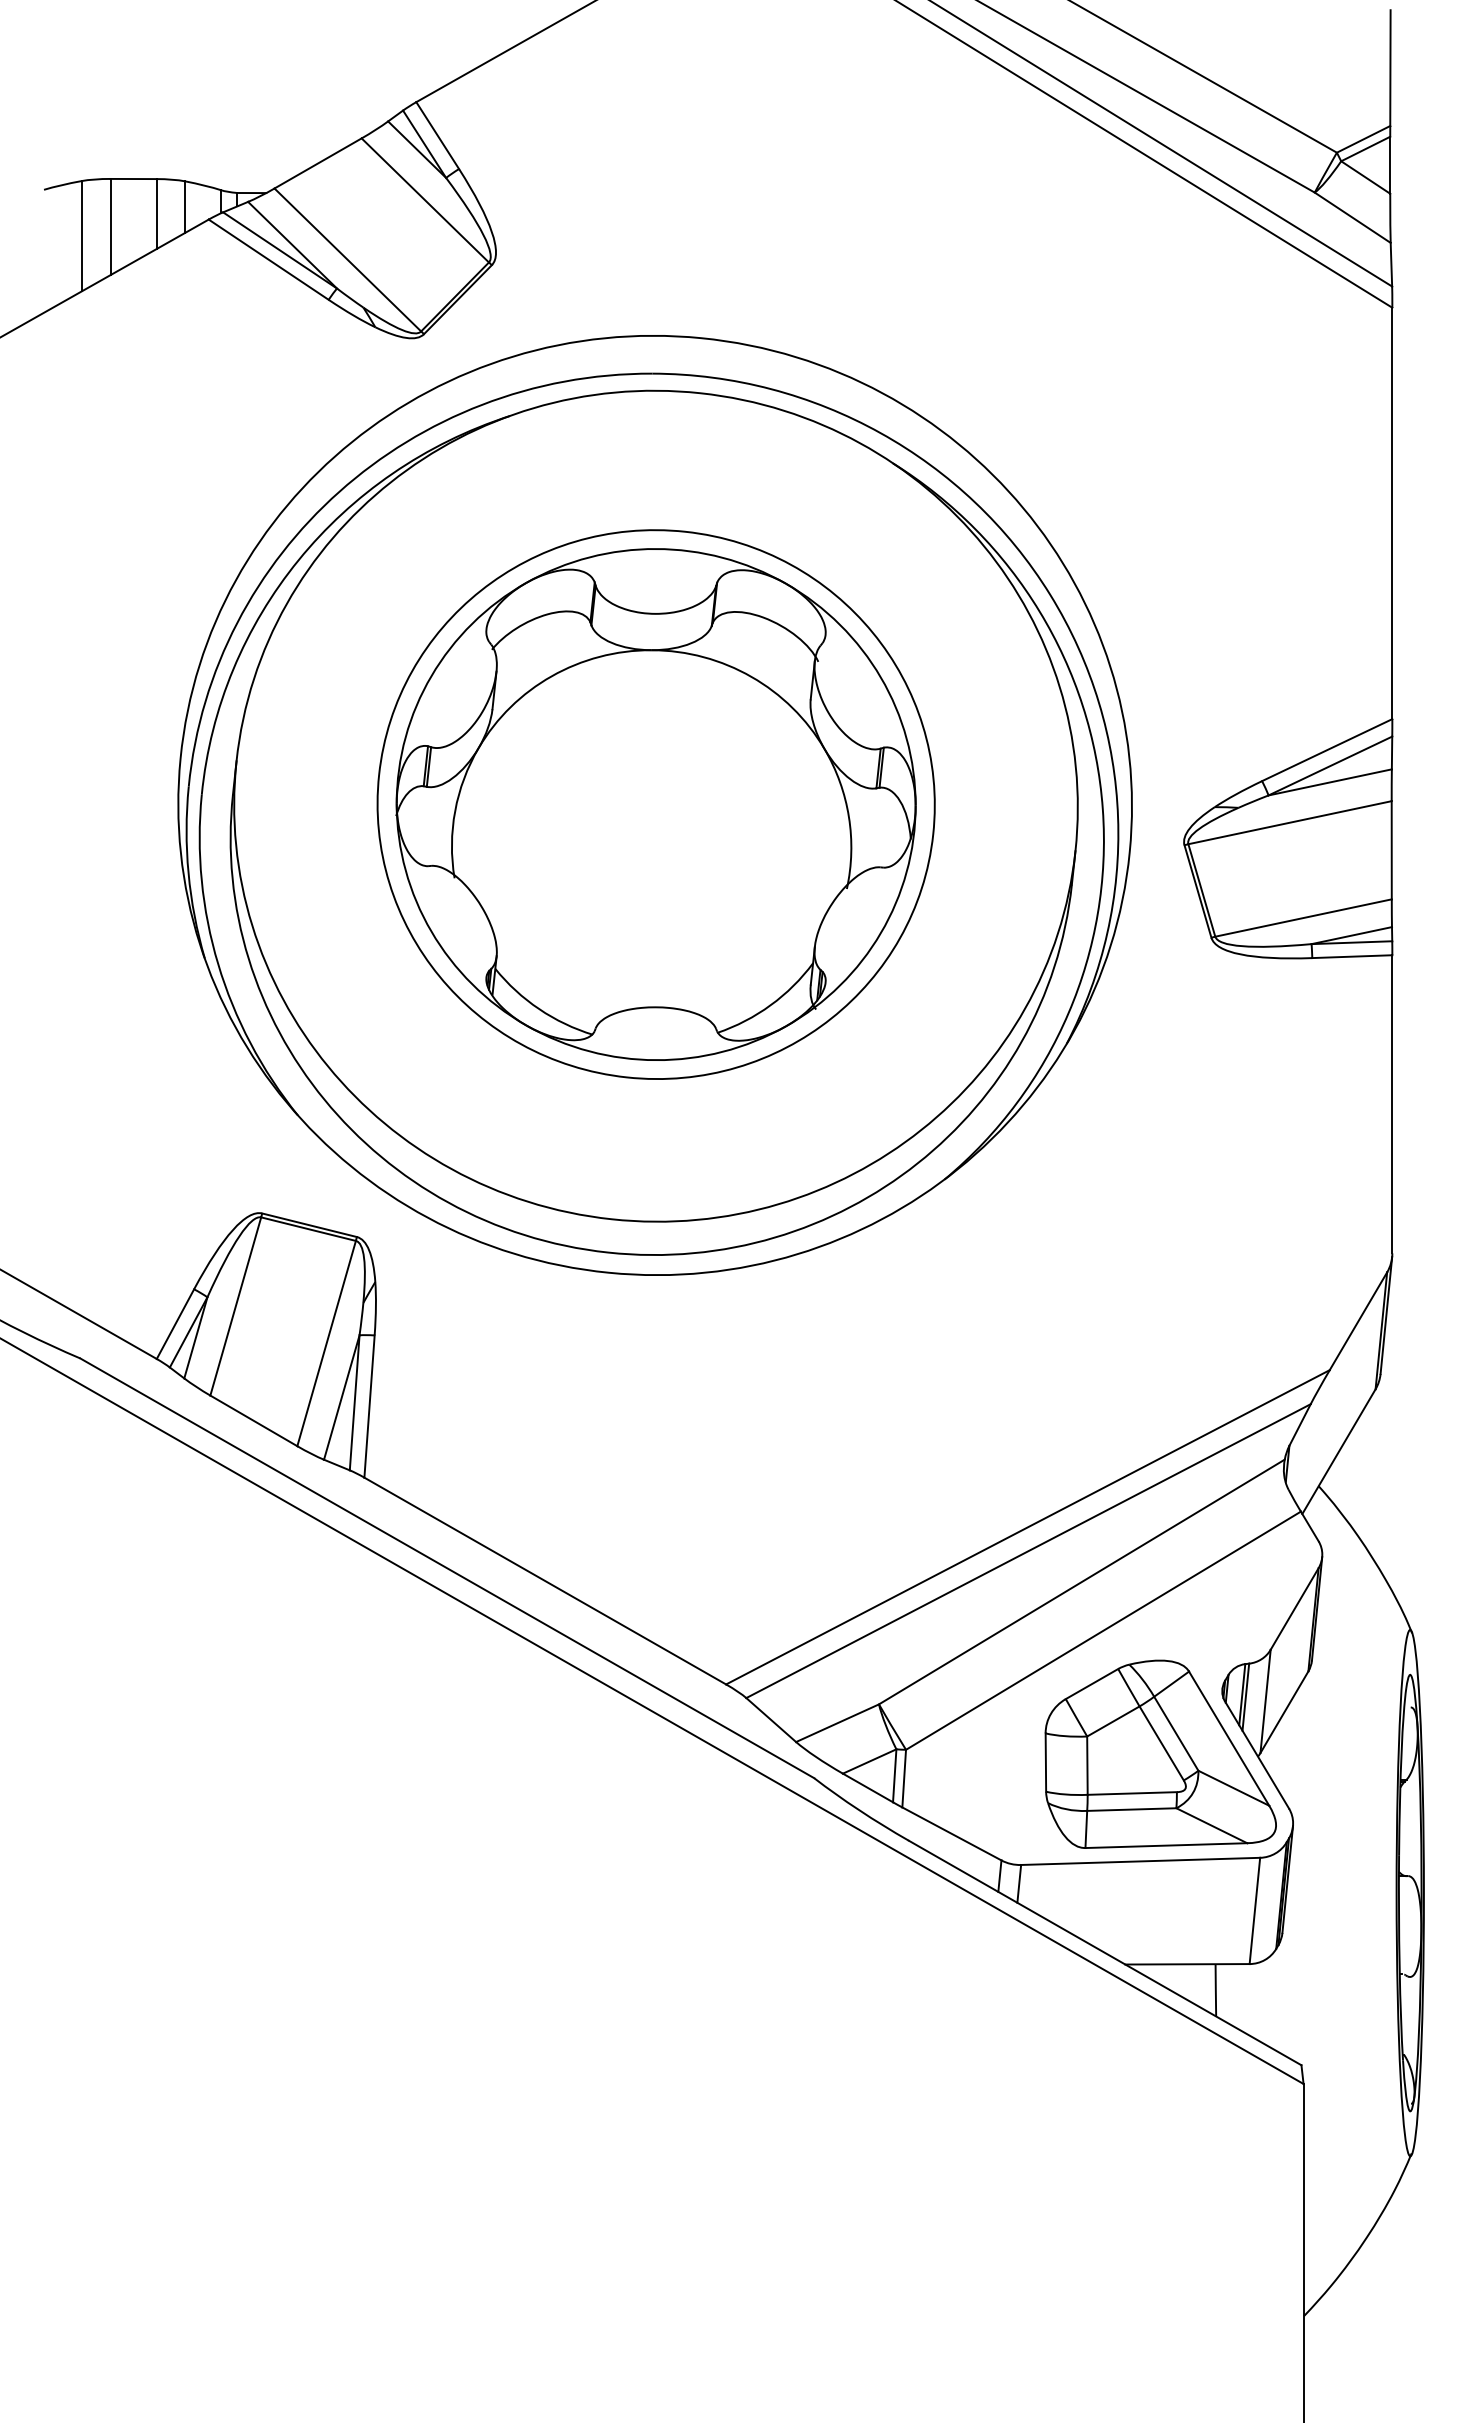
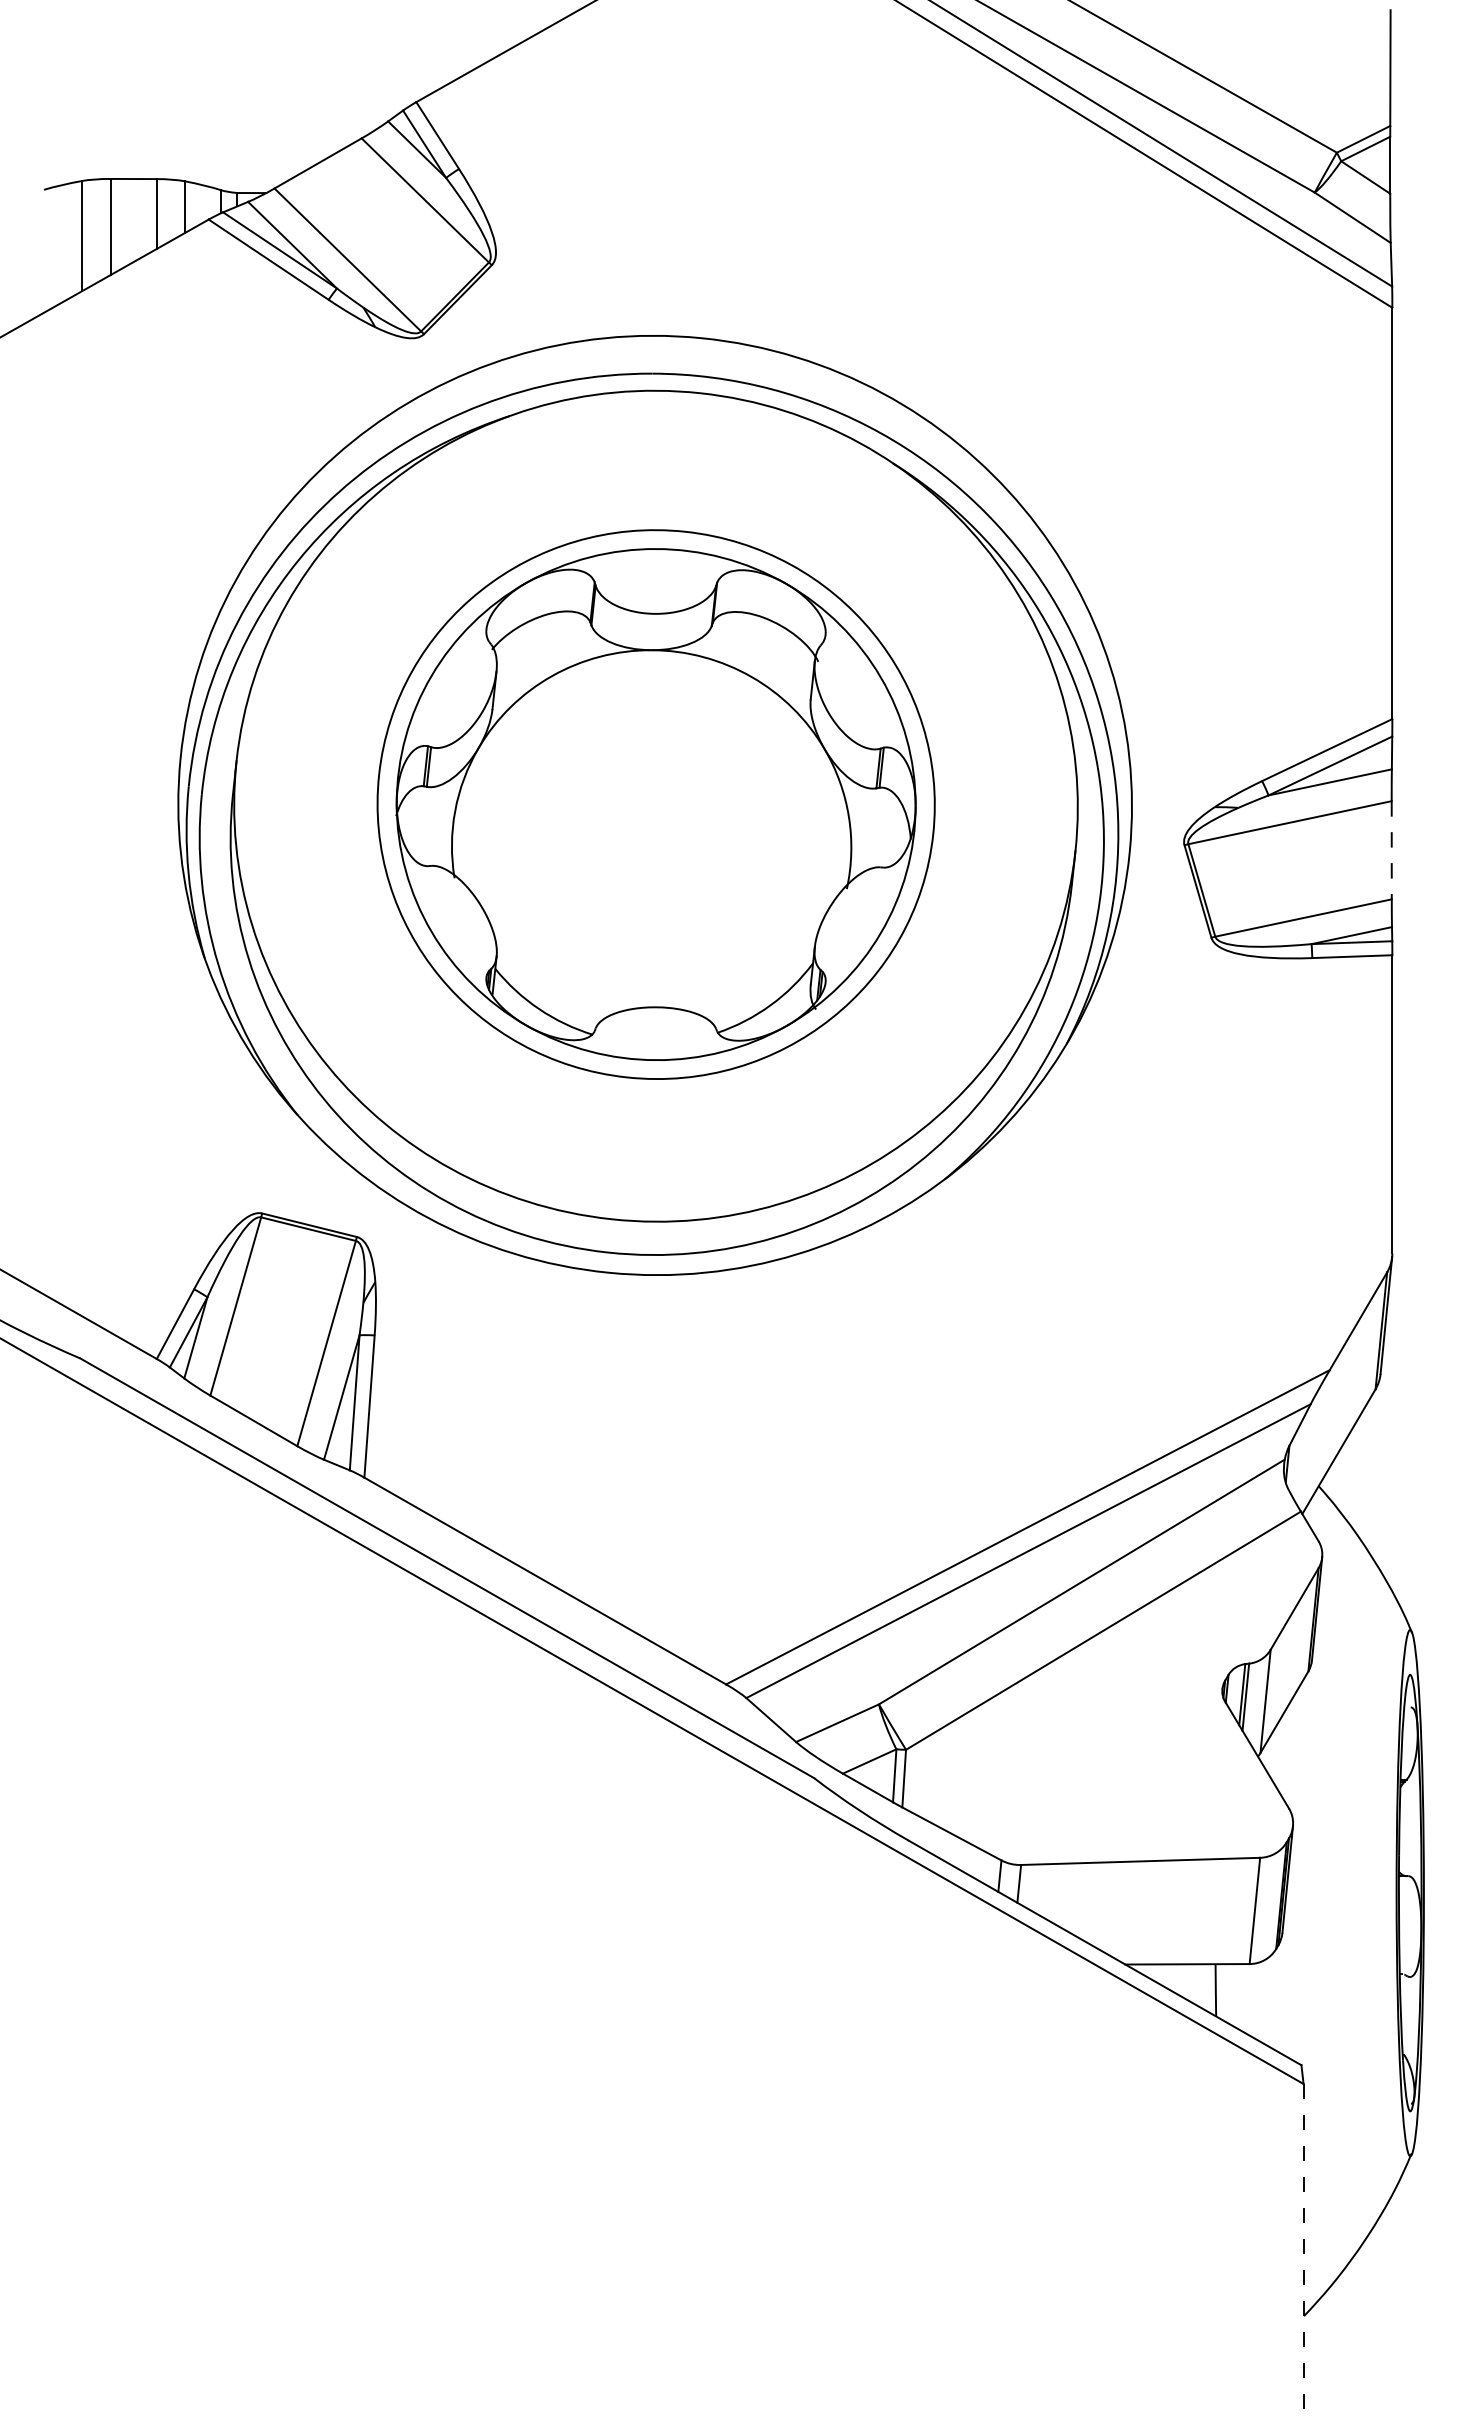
line: solid -> dashed (1391, 850)
part: present -> none (1160, 1753)
line: solid -> dashed (1303, 2253)
